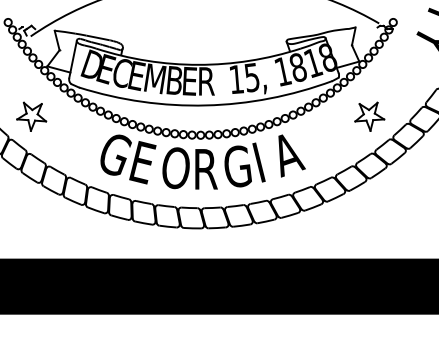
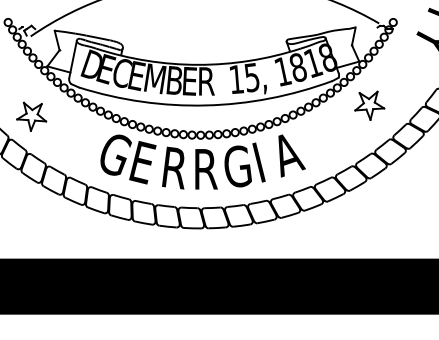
part position: (369, 116) -> (369, 105) (369, 105)
text: O -> R (175, 167)
